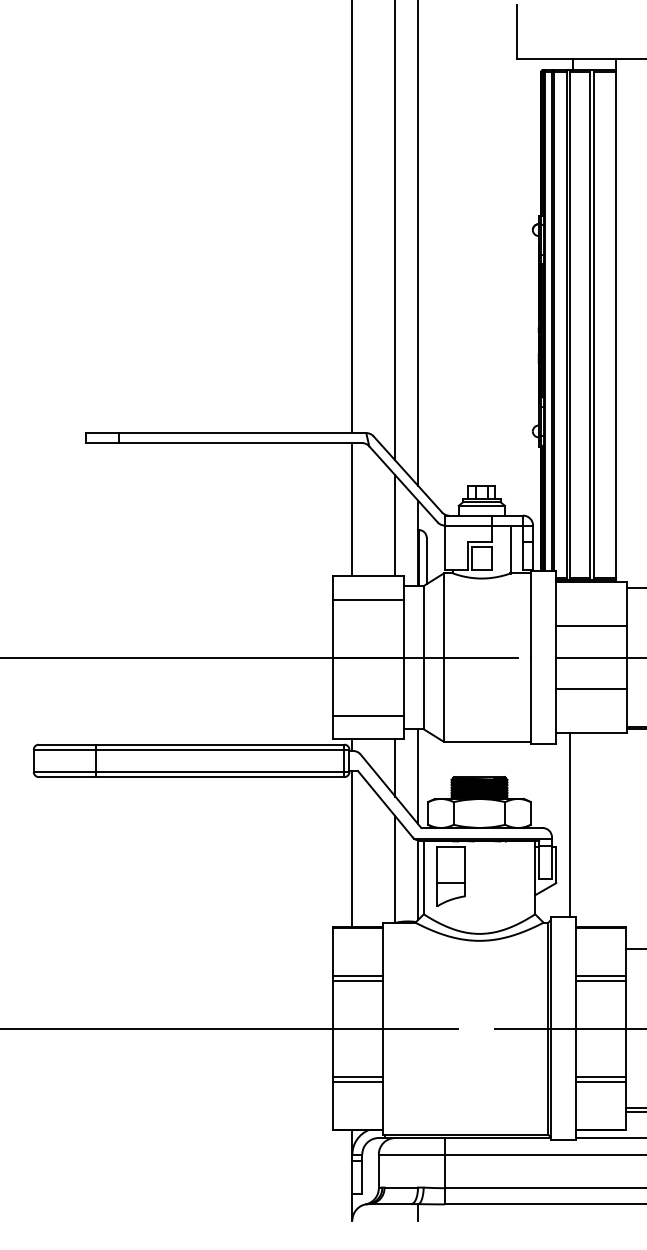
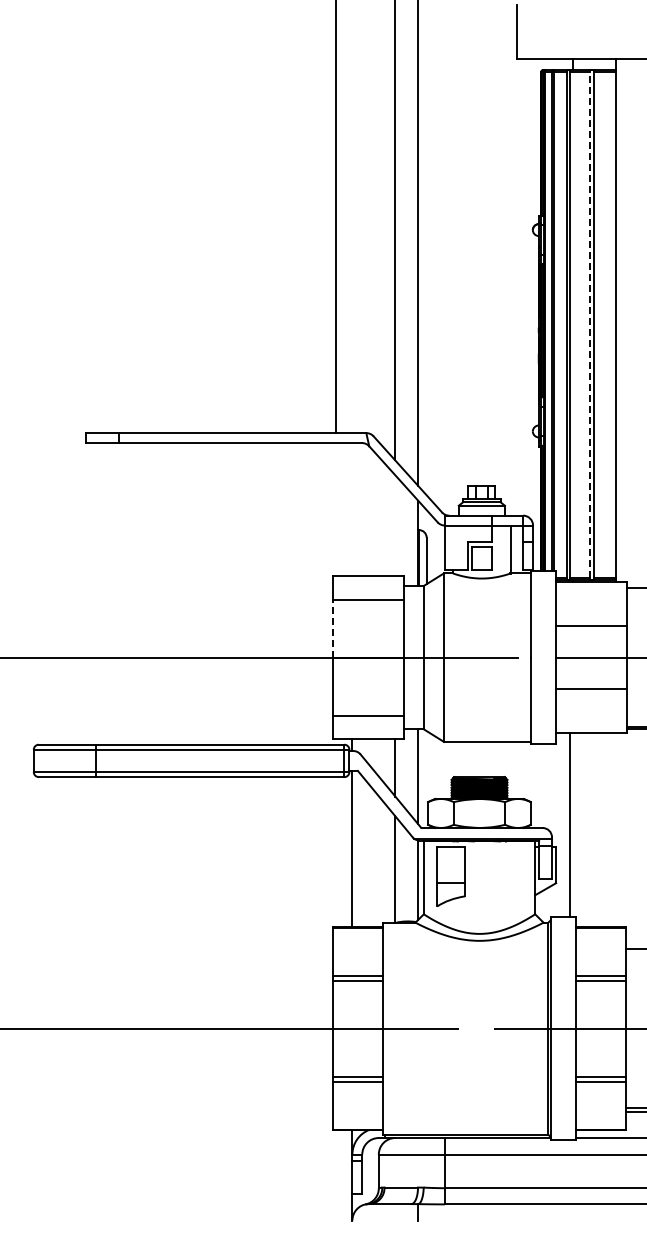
line position: (352, 217) -> (336, 217) (336, 217)
line: solid -> dashed (589, 324)
line: present -> none (352, 509)
line: present -> none (395, 525)
line: solid -> dashed (333, 628)
